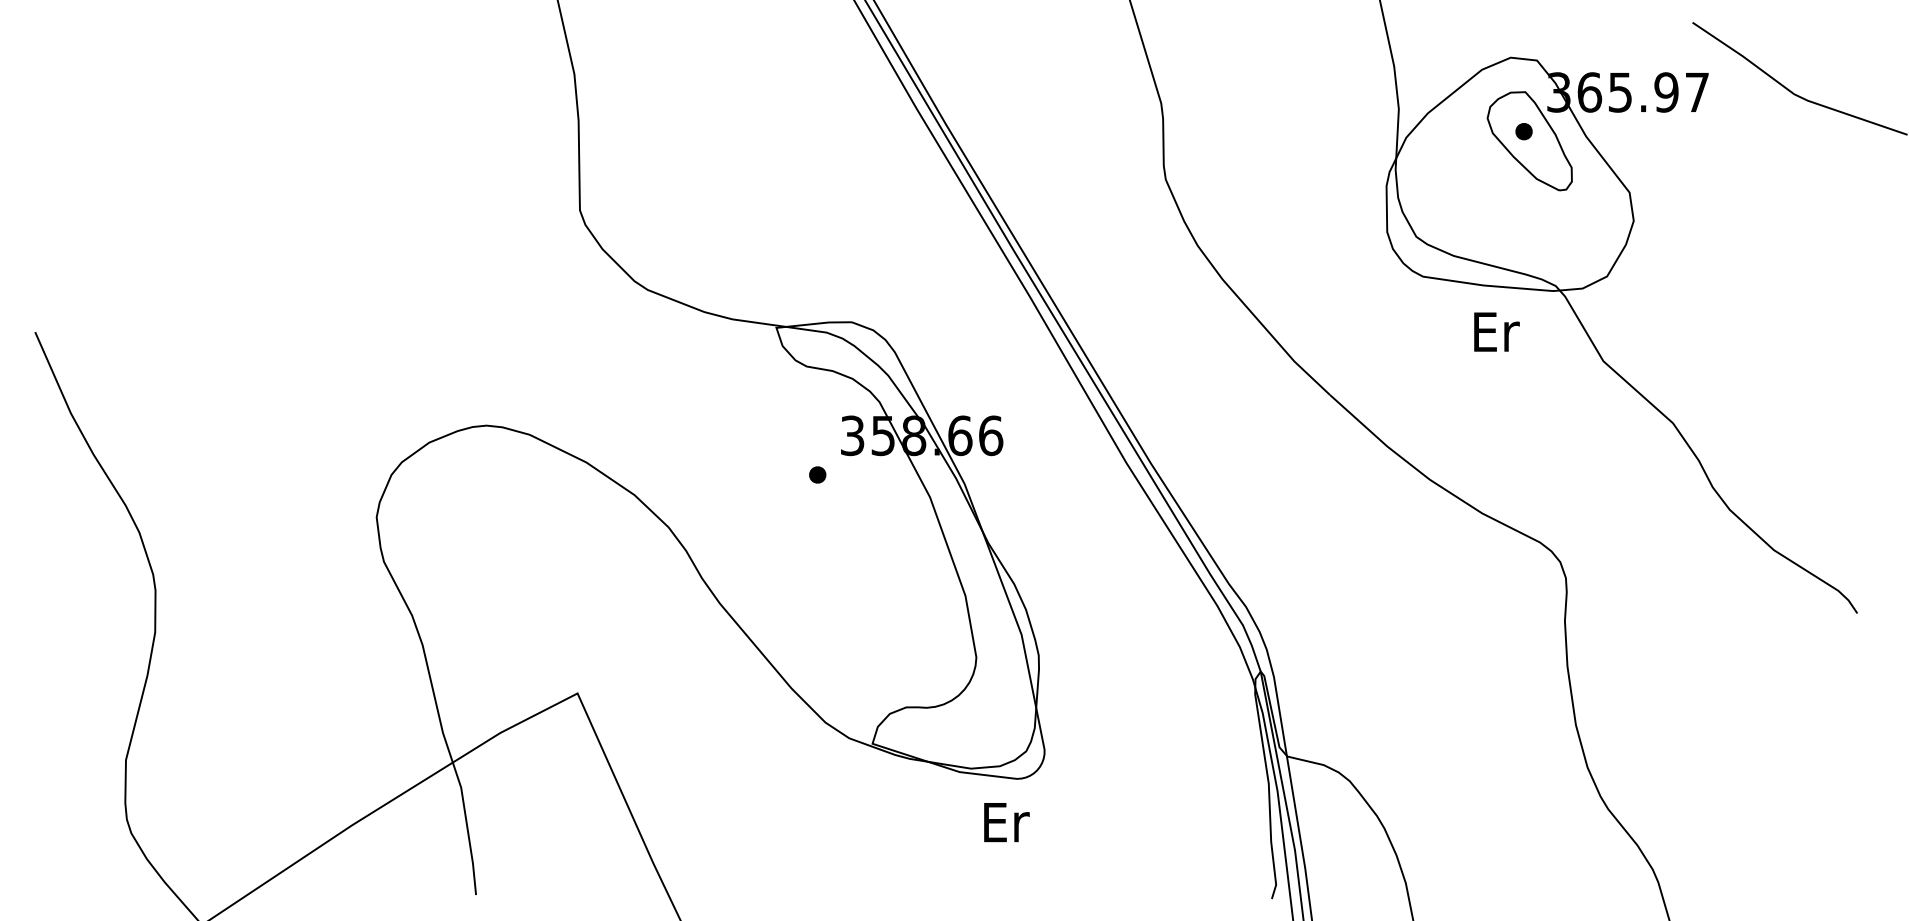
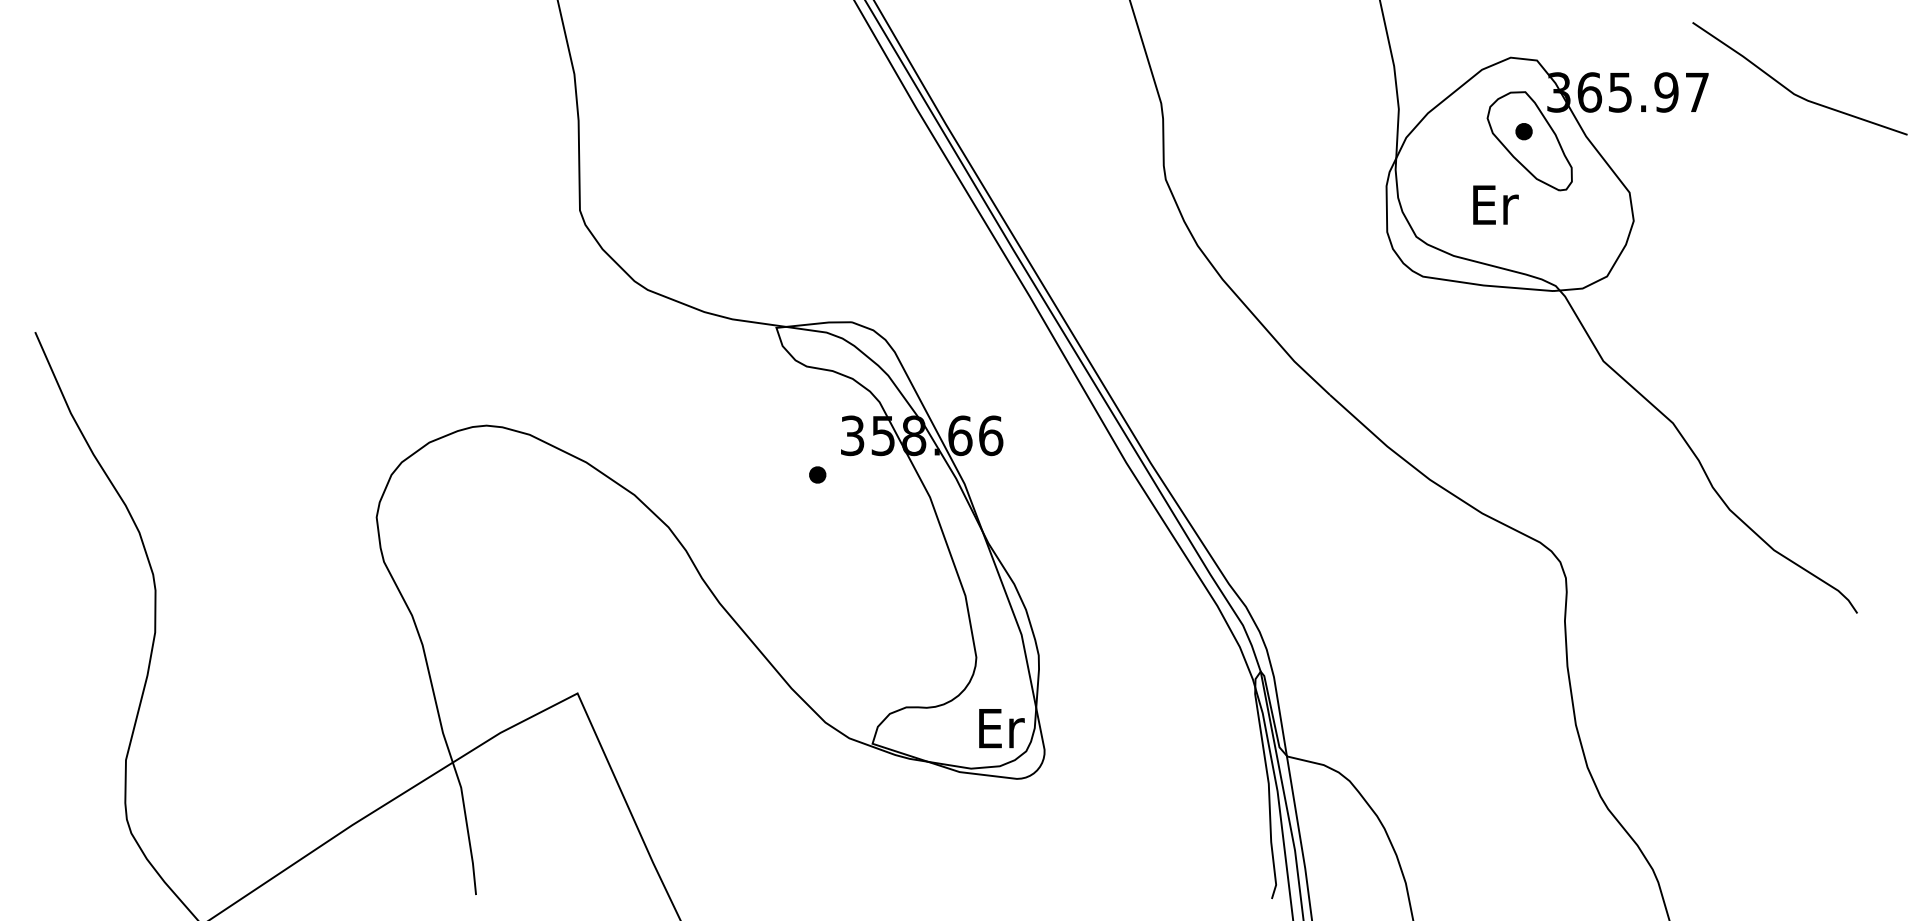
text position: (1496, 331) -> (1495, 204) (1495, 204)
text position: (1006, 822) -> (1001, 728) (1001, 728)
